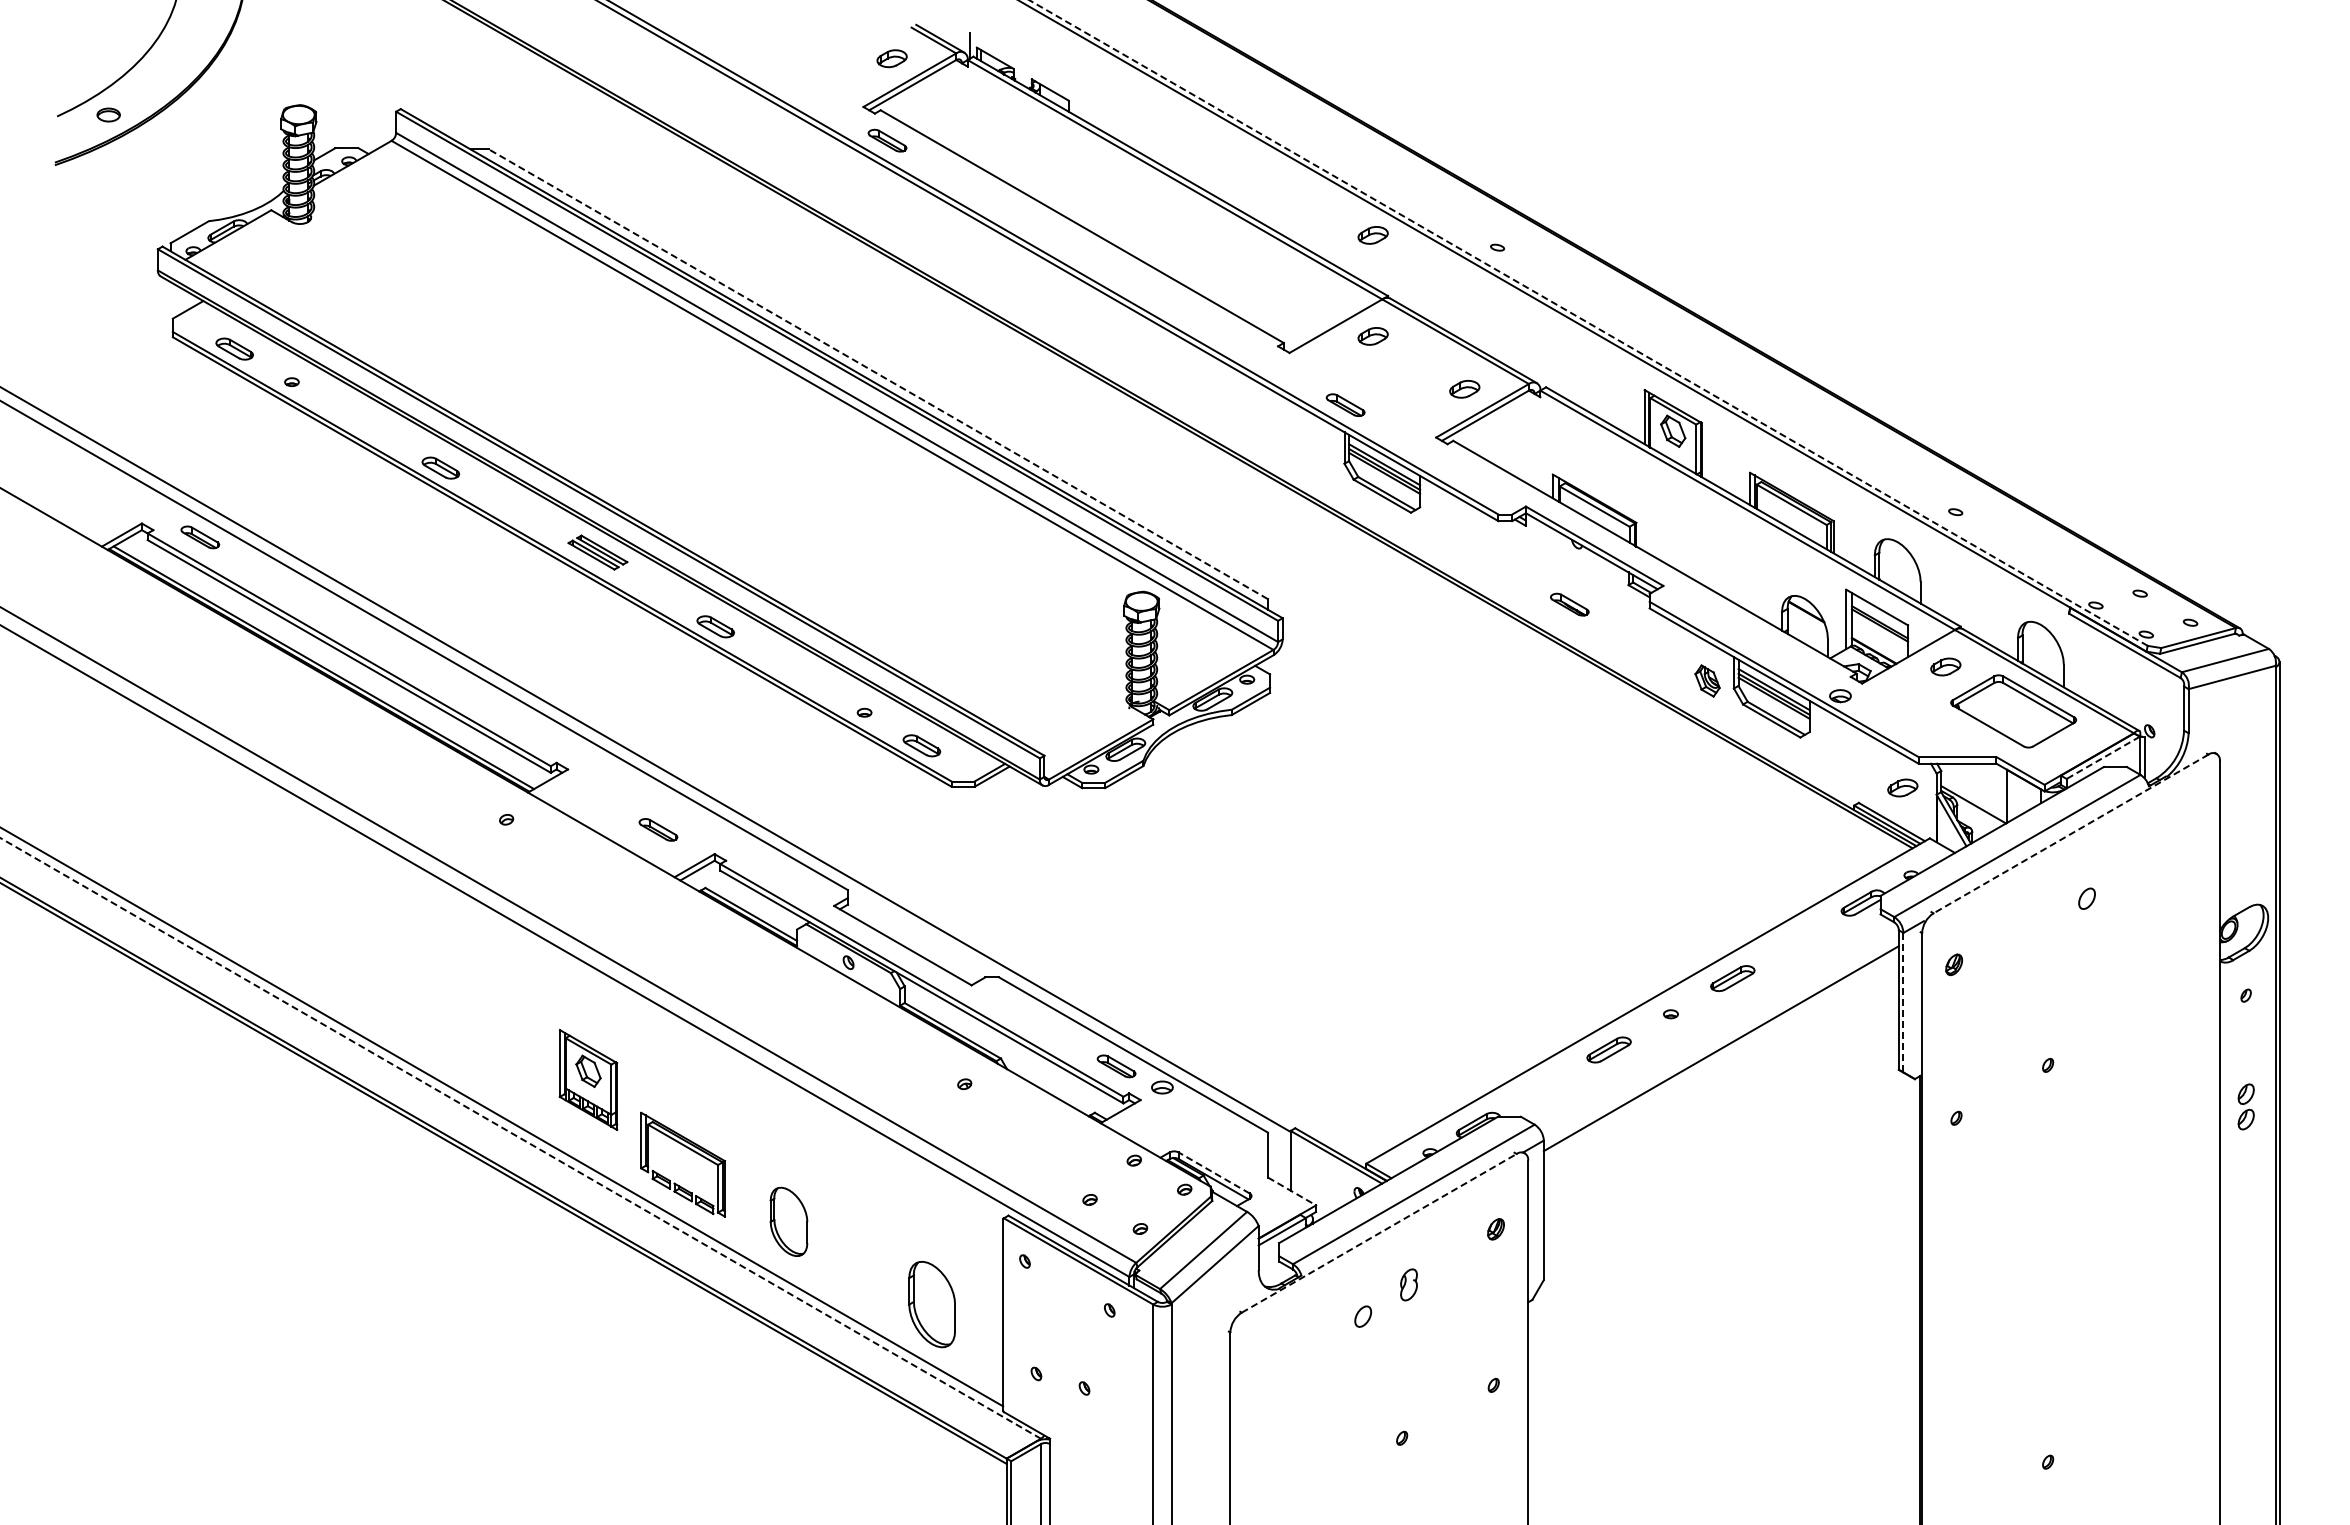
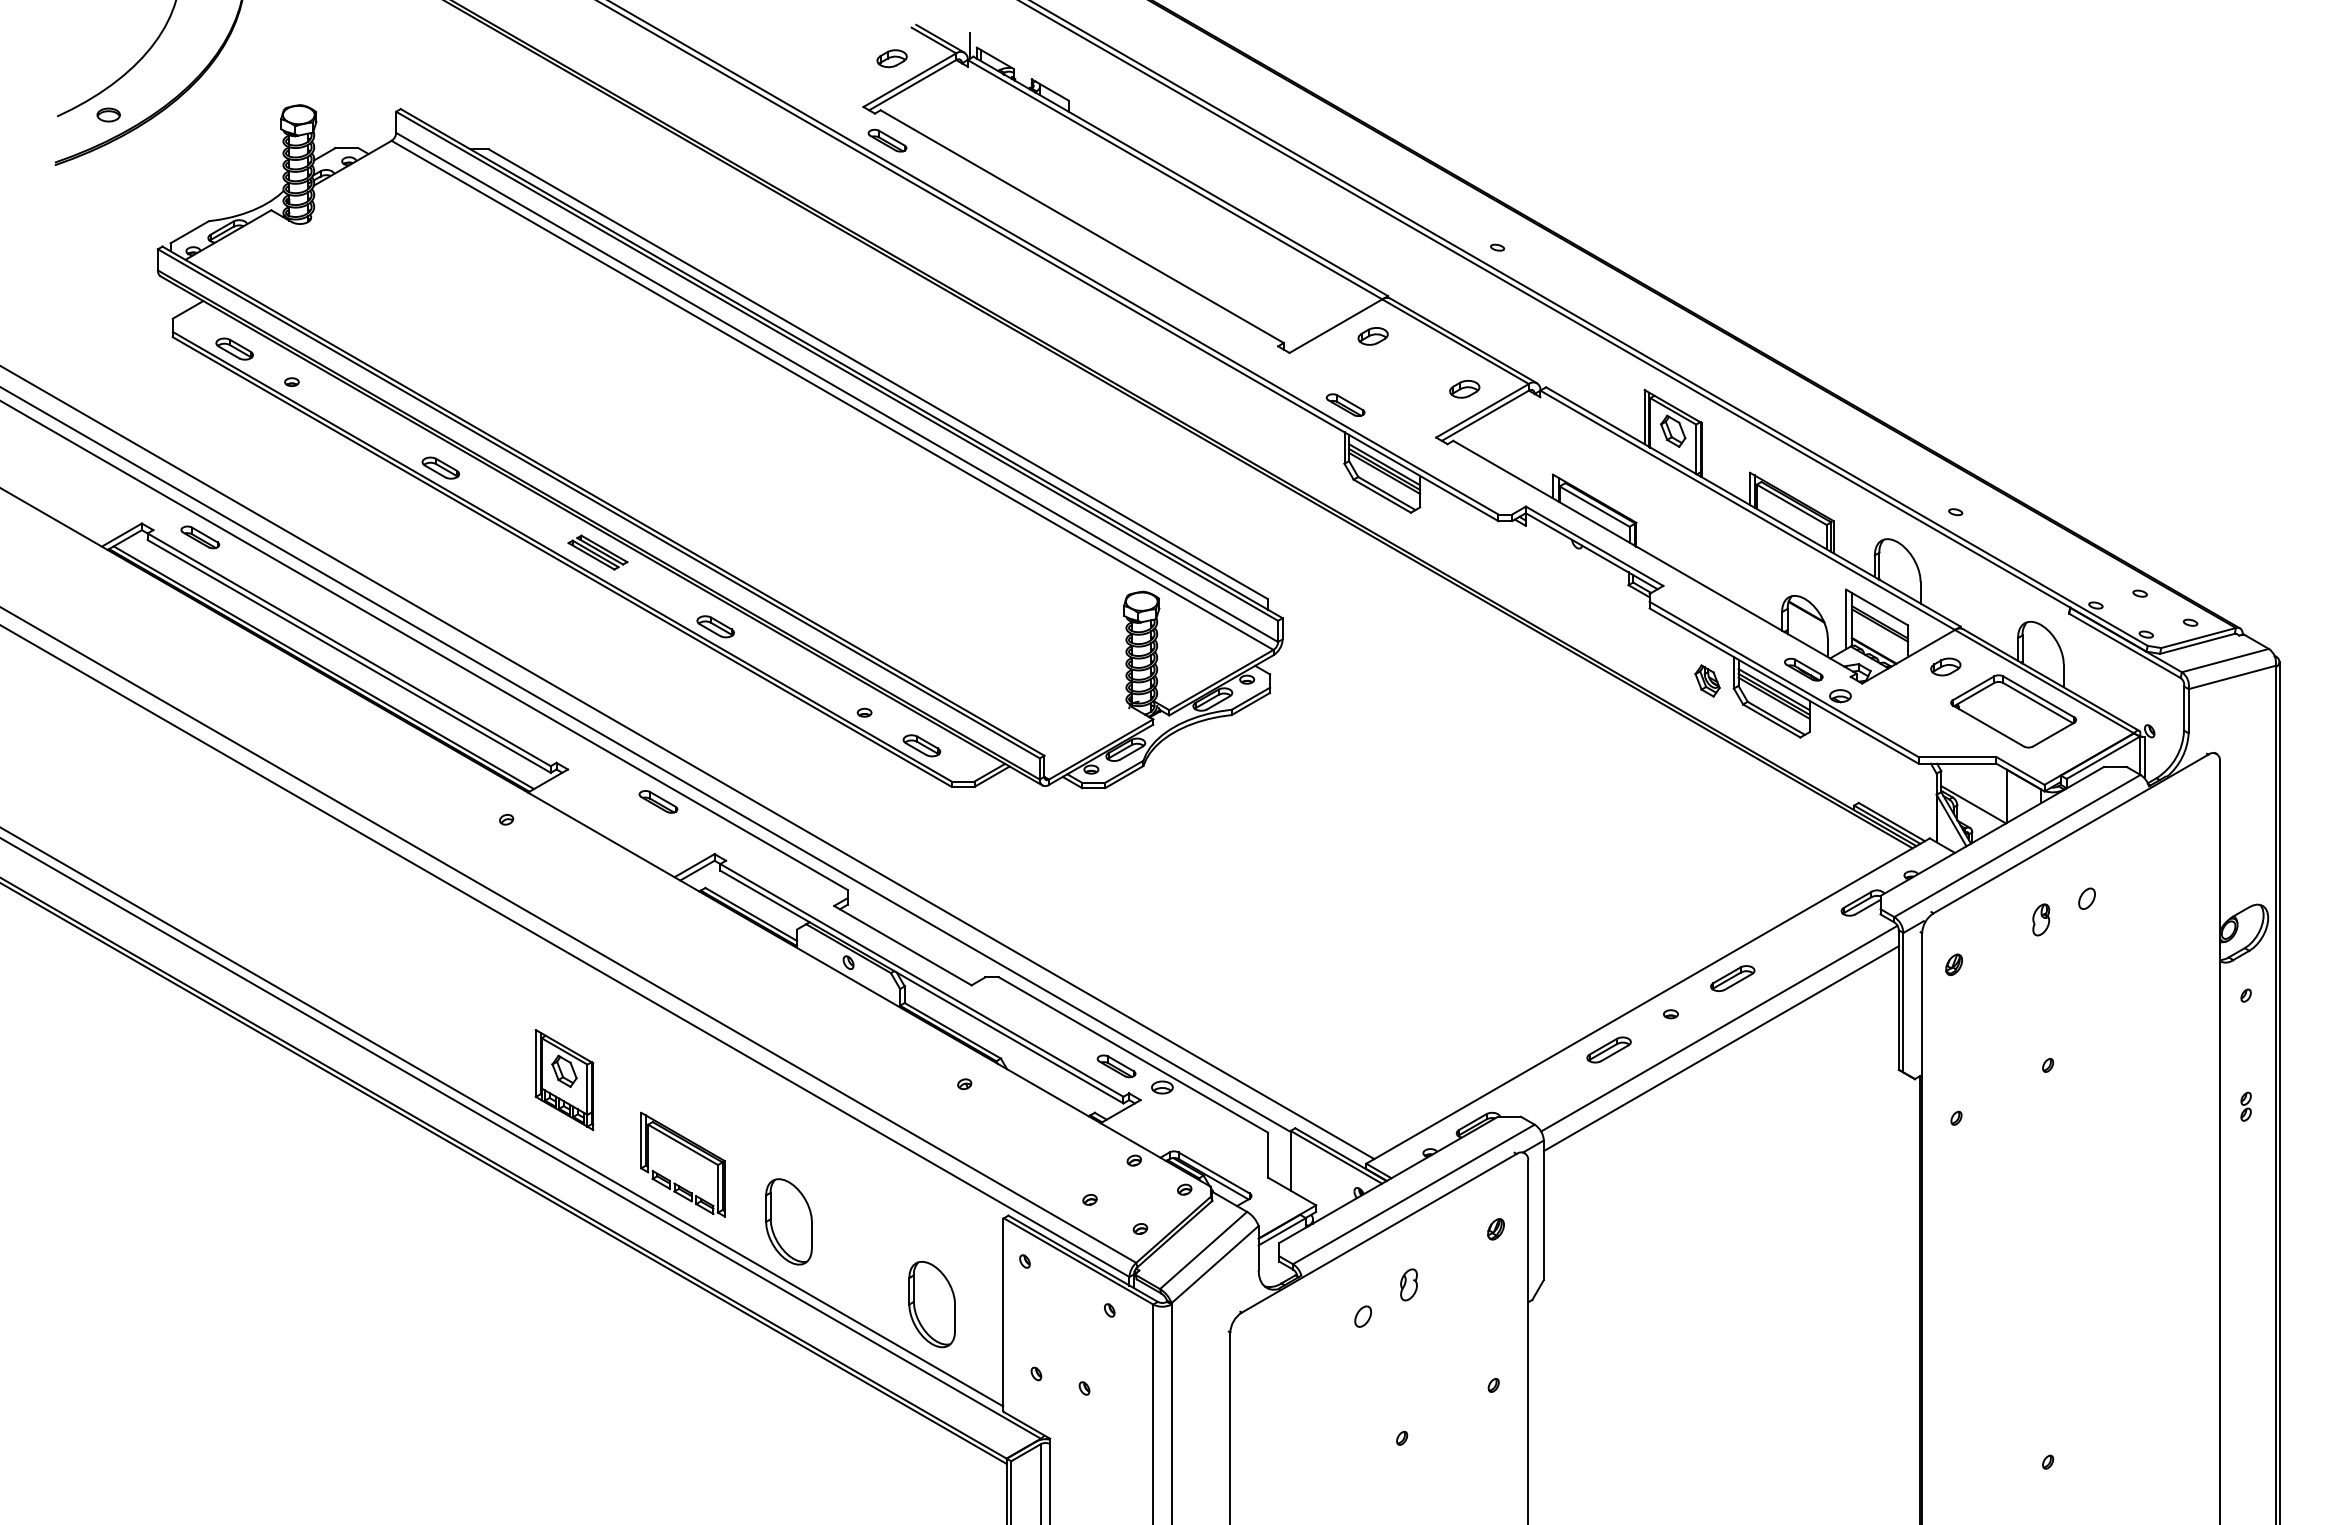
part: present -> none (1372, 235)
line: dashed -> solid (1589, 323)
line: dashed -> solid (878, 374)
part position: (1569, 604) -> (1803, 669) (1803, 669)
line: dashed -> solid (2102, 758)
line: none -> present (688, 763)
part: present -> none (1902, 787)
part position: (658, 829) -> (658, 801) (658, 801)
line: dashed -> solid (2071, 833)
part: none -> present (2041, 919)
line: dashed -> solid (1903, 1002)
line: none -> present (1719, 1028)
part position: (588, 1080) -> (564, 1080) (564, 1080)
part size: 18x48 px -> 12x31 px (2245, 1106)
line: dashed -> solid (520, 1138)
line: dashed -> solid (1214, 1172)
line: dashed -> solid (1292, 1191)
part size: 40x71 px -> 48x88 px (788, 1221)
line: dashed -> solid (1379, 1233)
